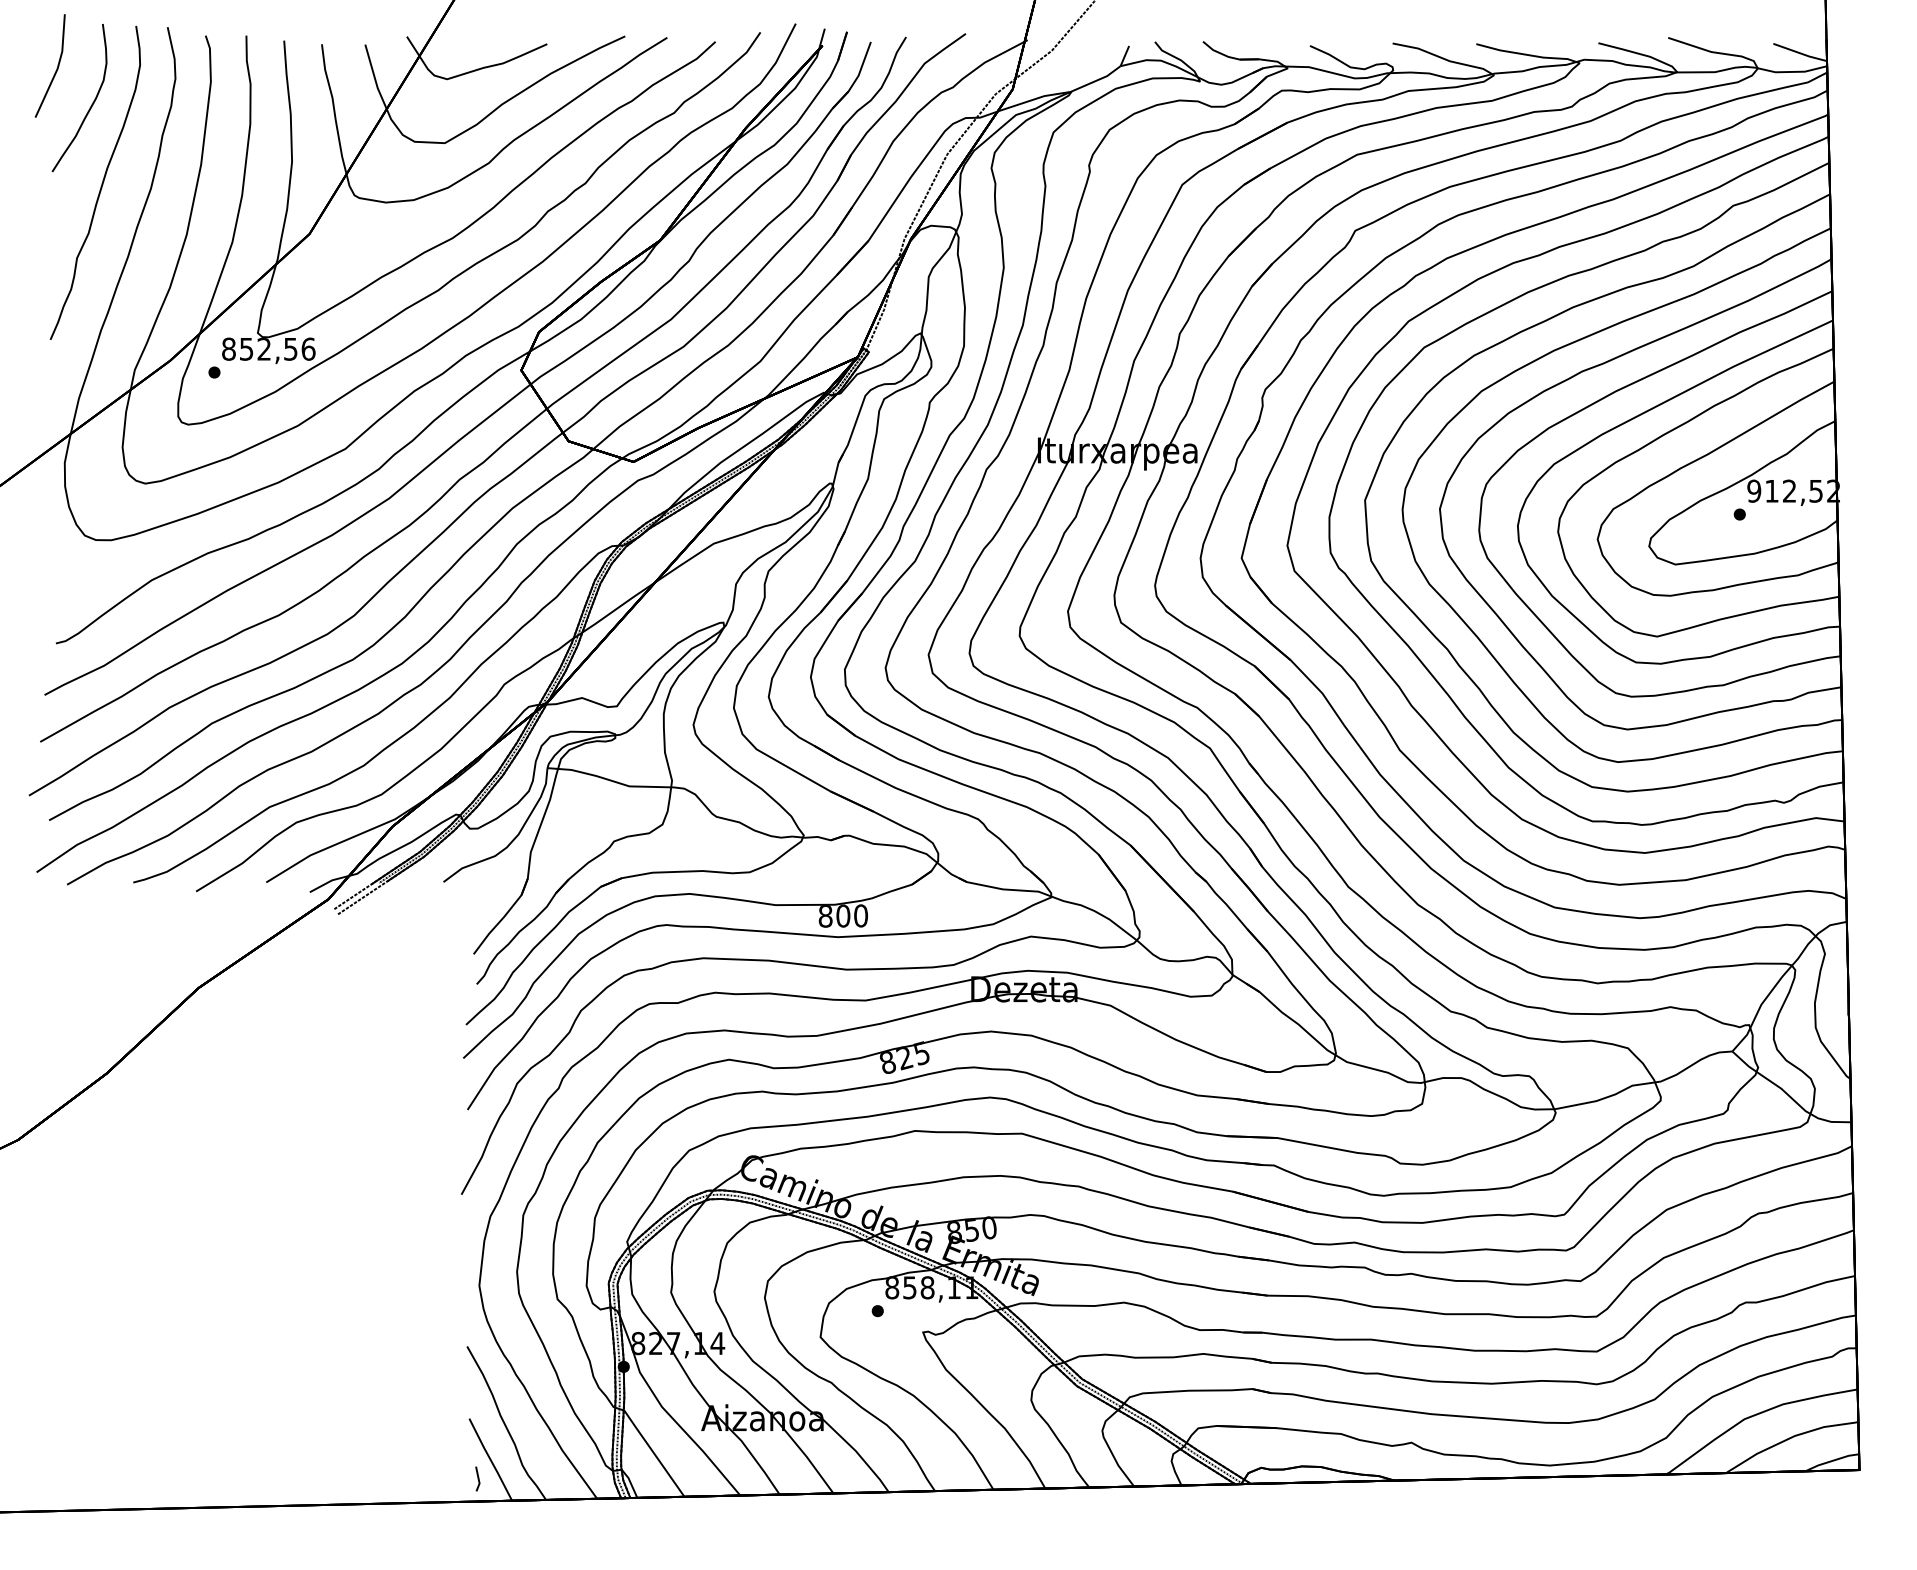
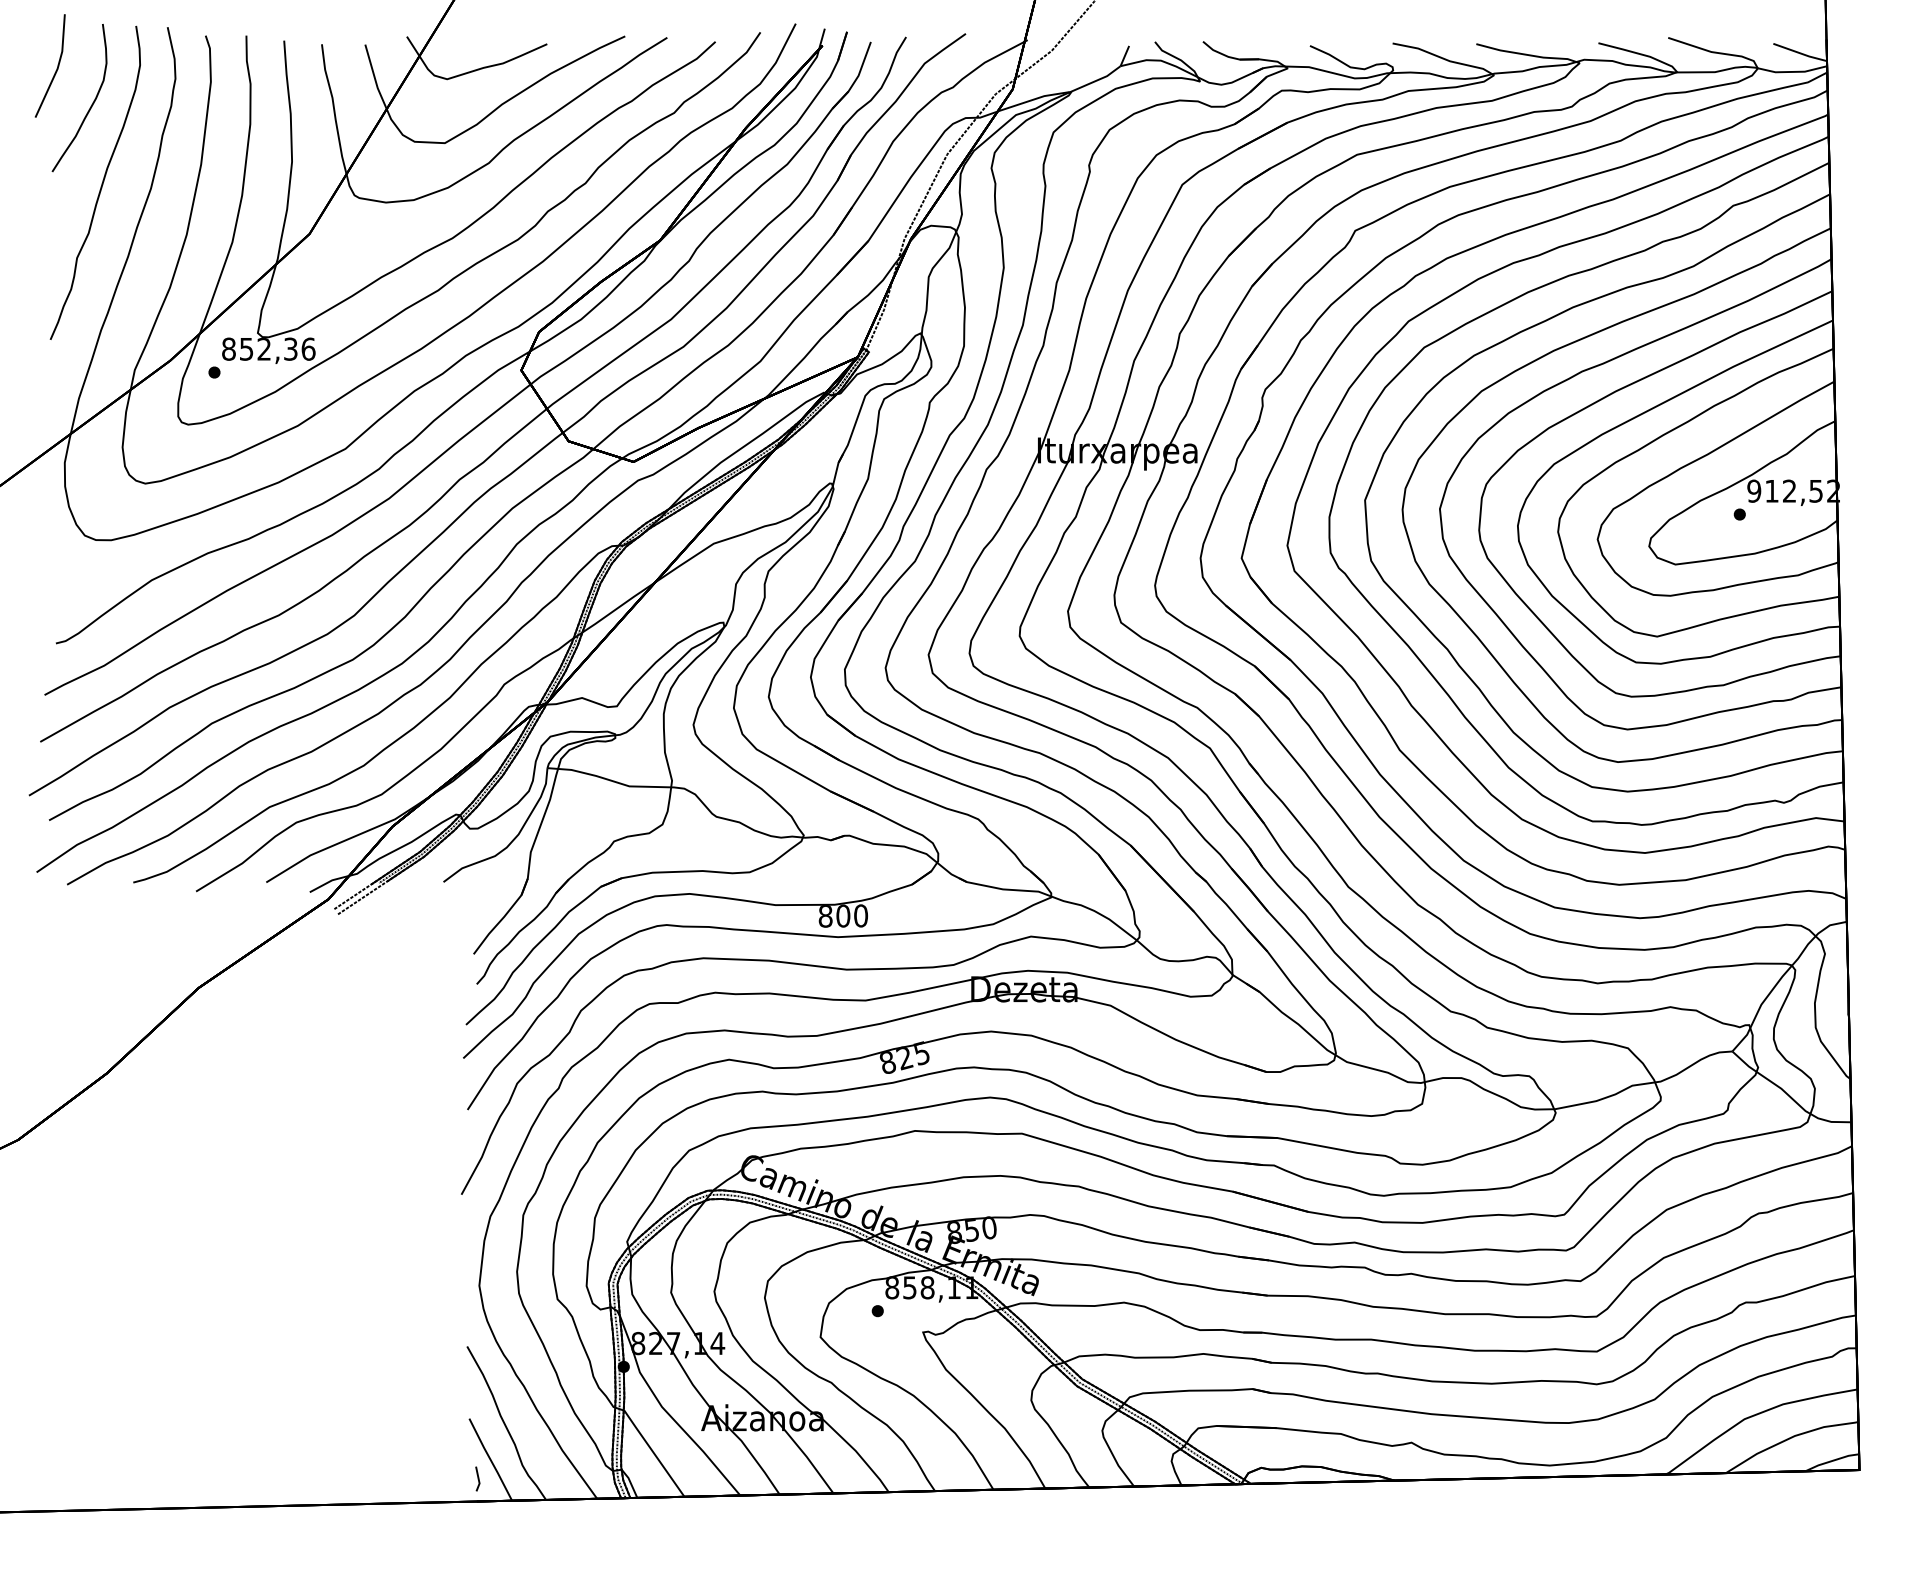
text: 852,56 -> 852,36 (290, 348)
